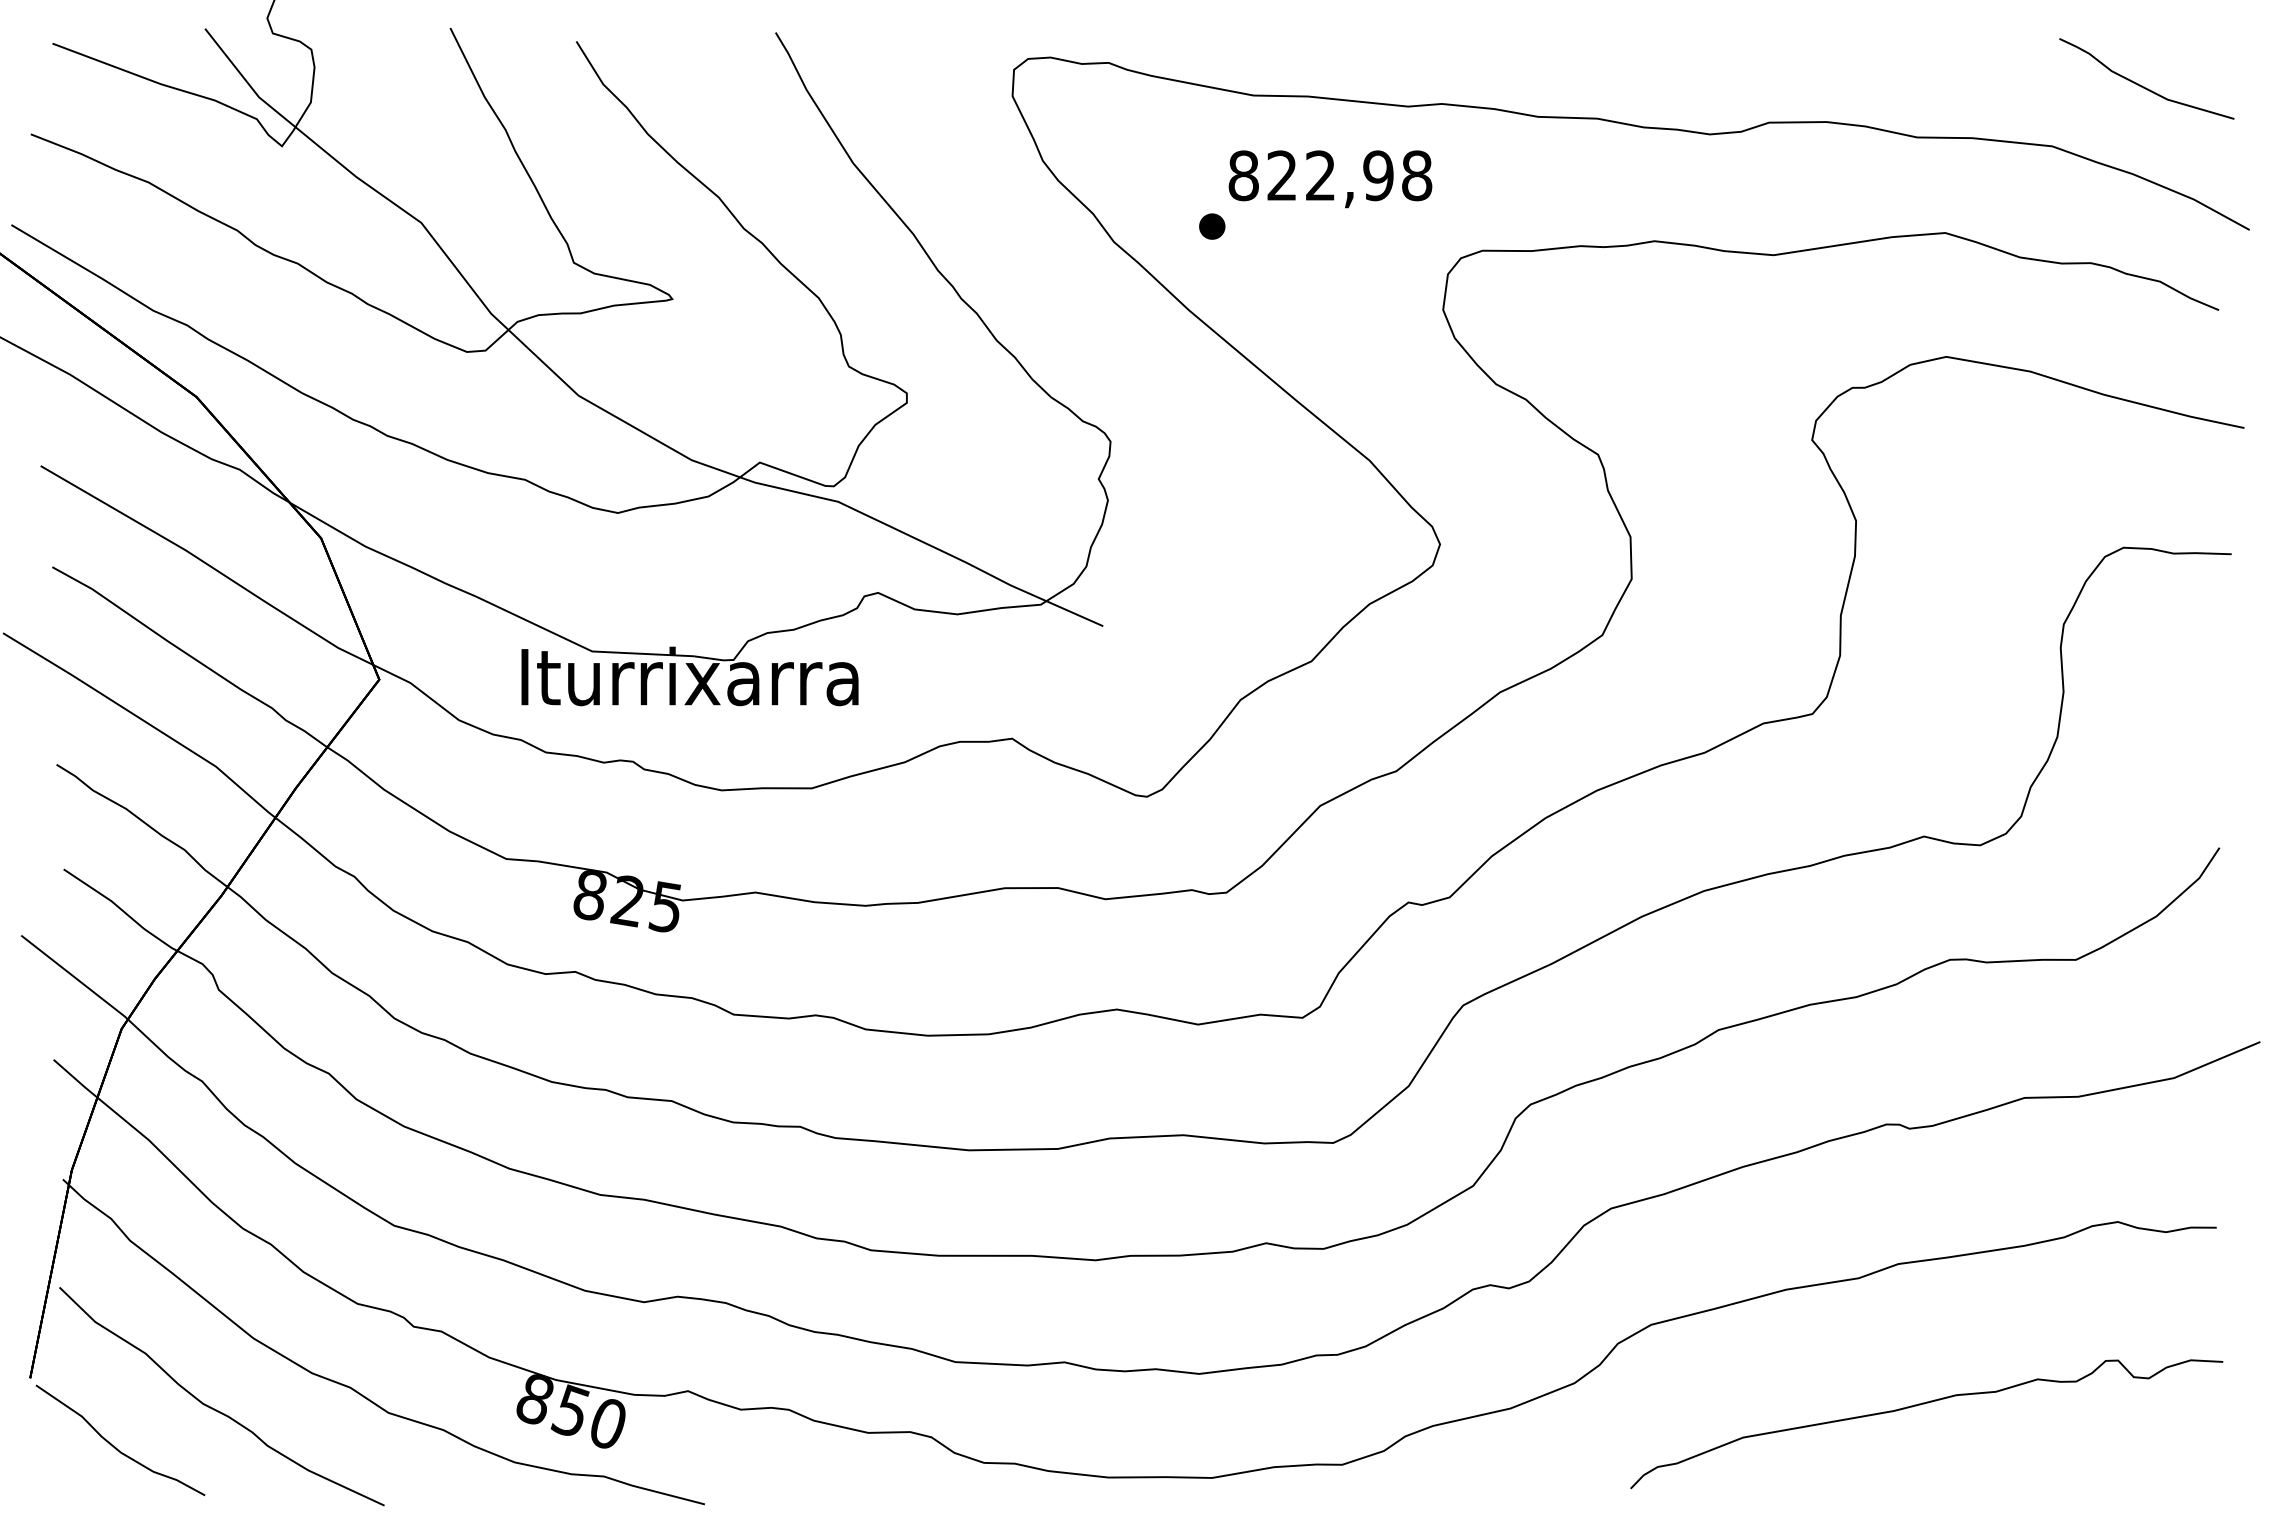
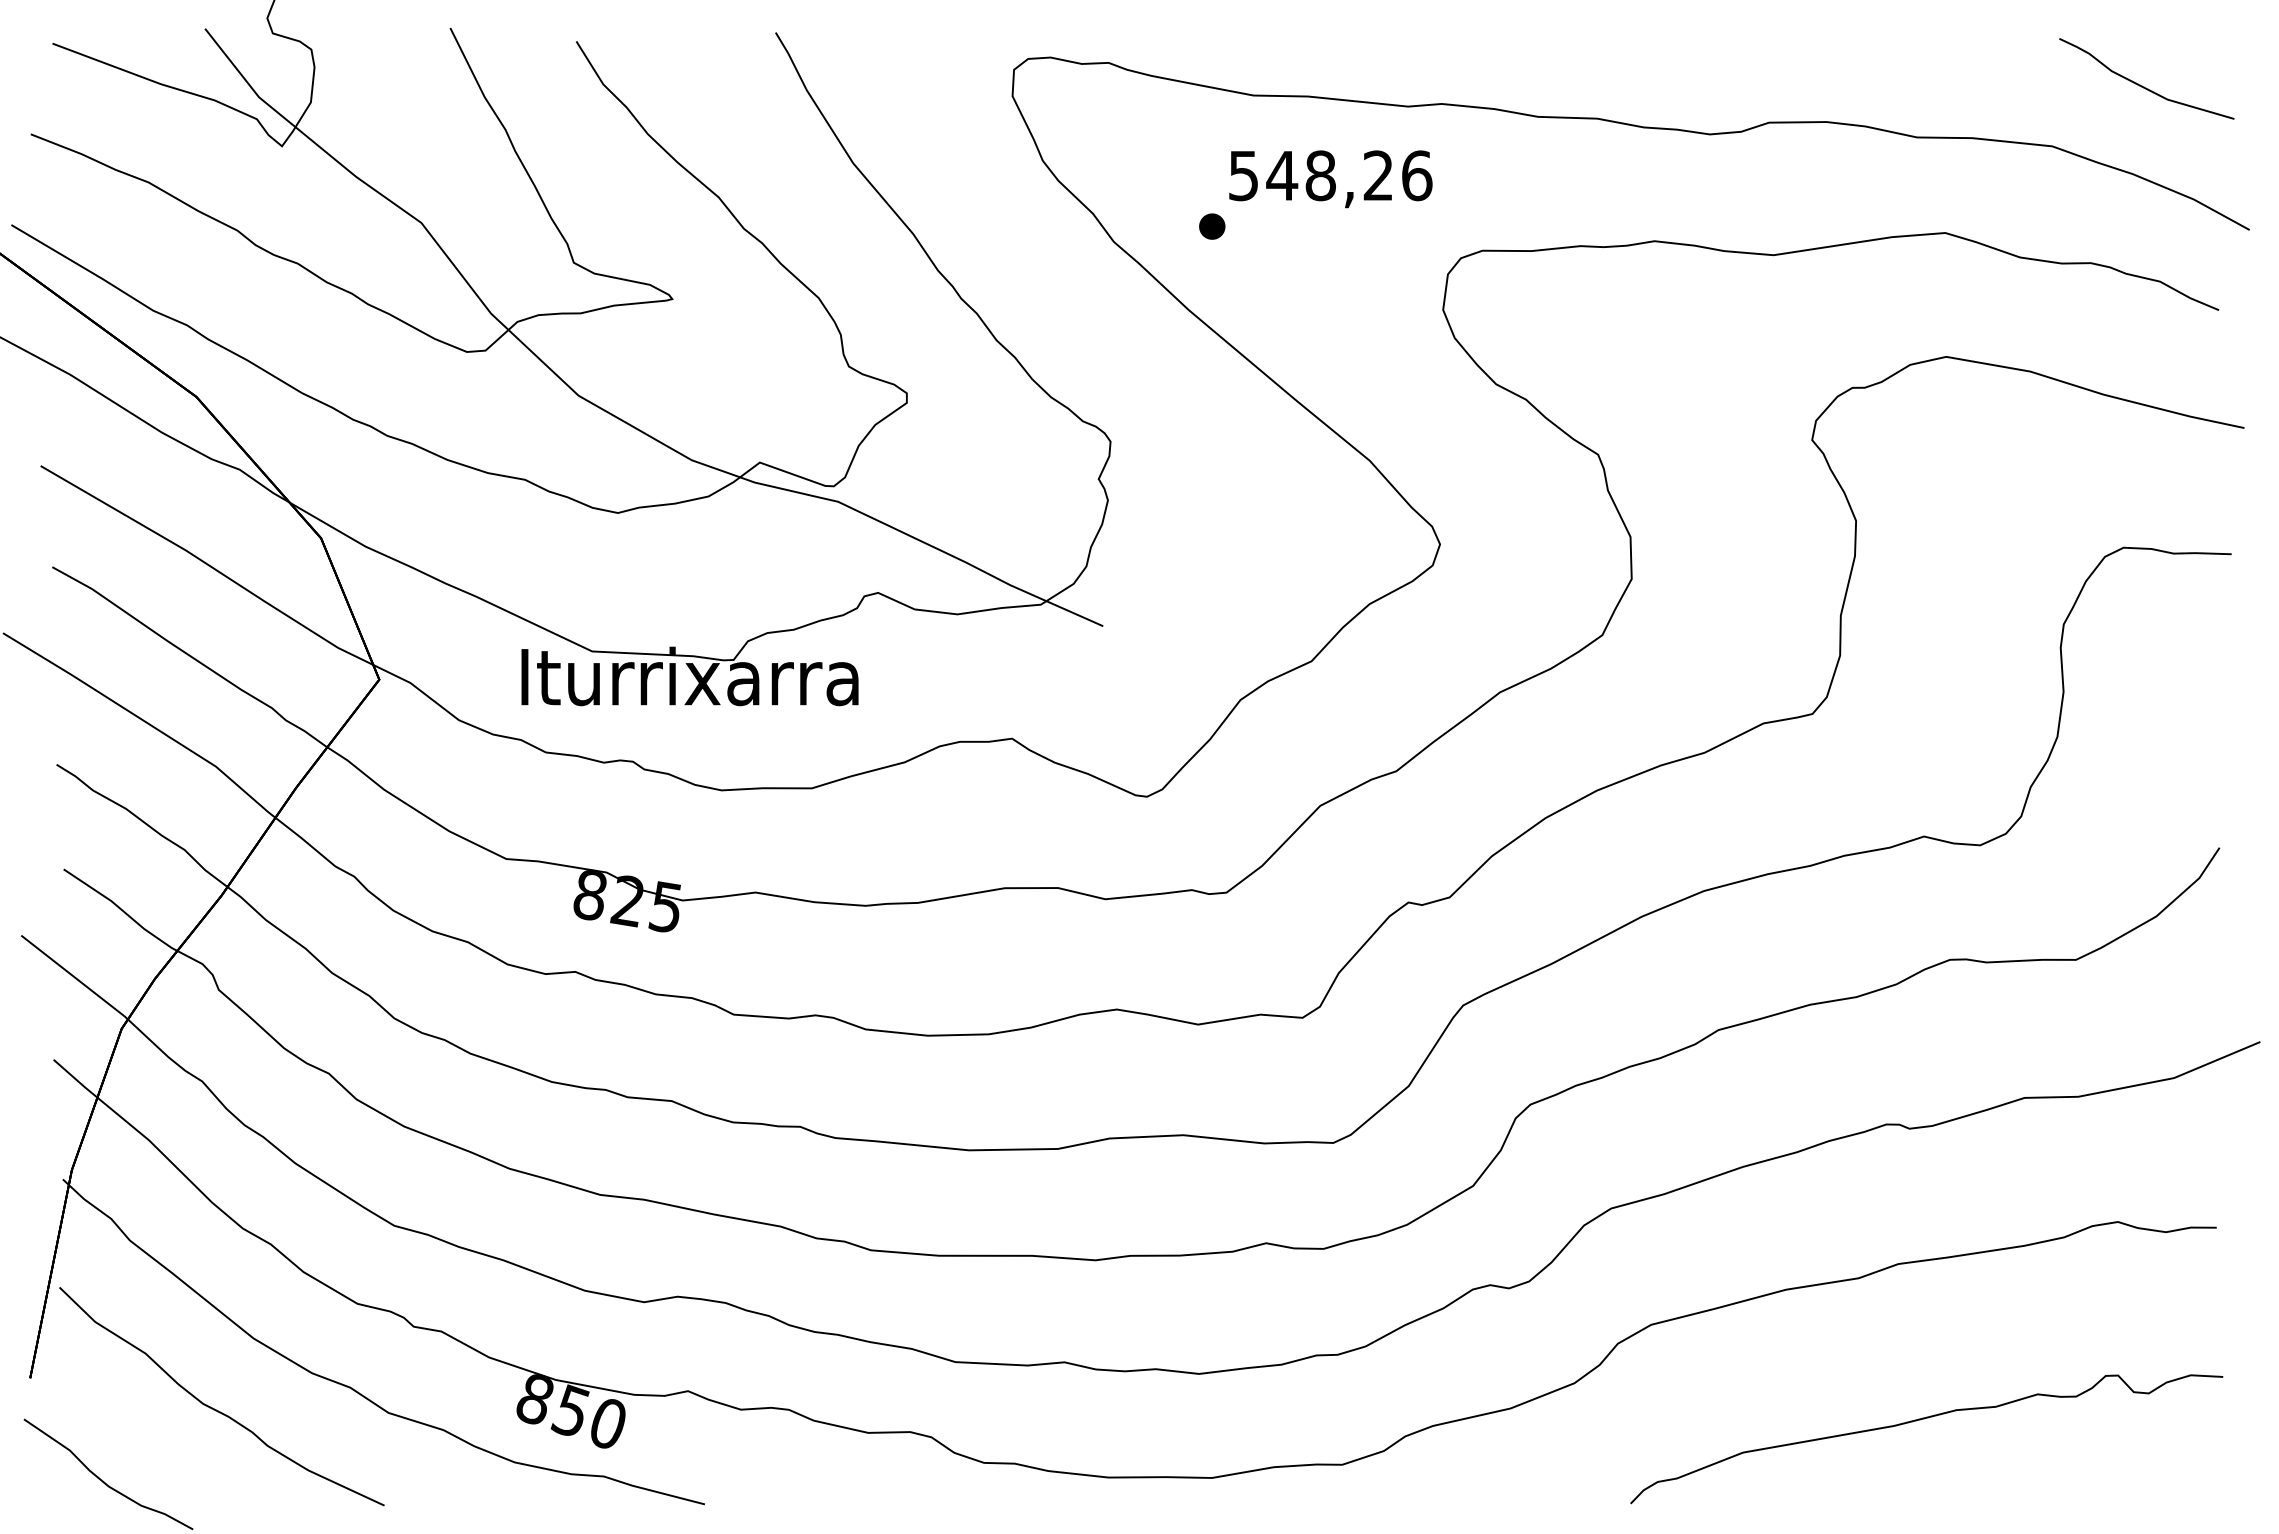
text: 822,98 -> 548,26 (1330, 175)
curve position: (1920, 1405) -> (1920, 1420) (1920, 1420)
curve position: (115, 1446) -> (103, 1480) (103, 1480)
